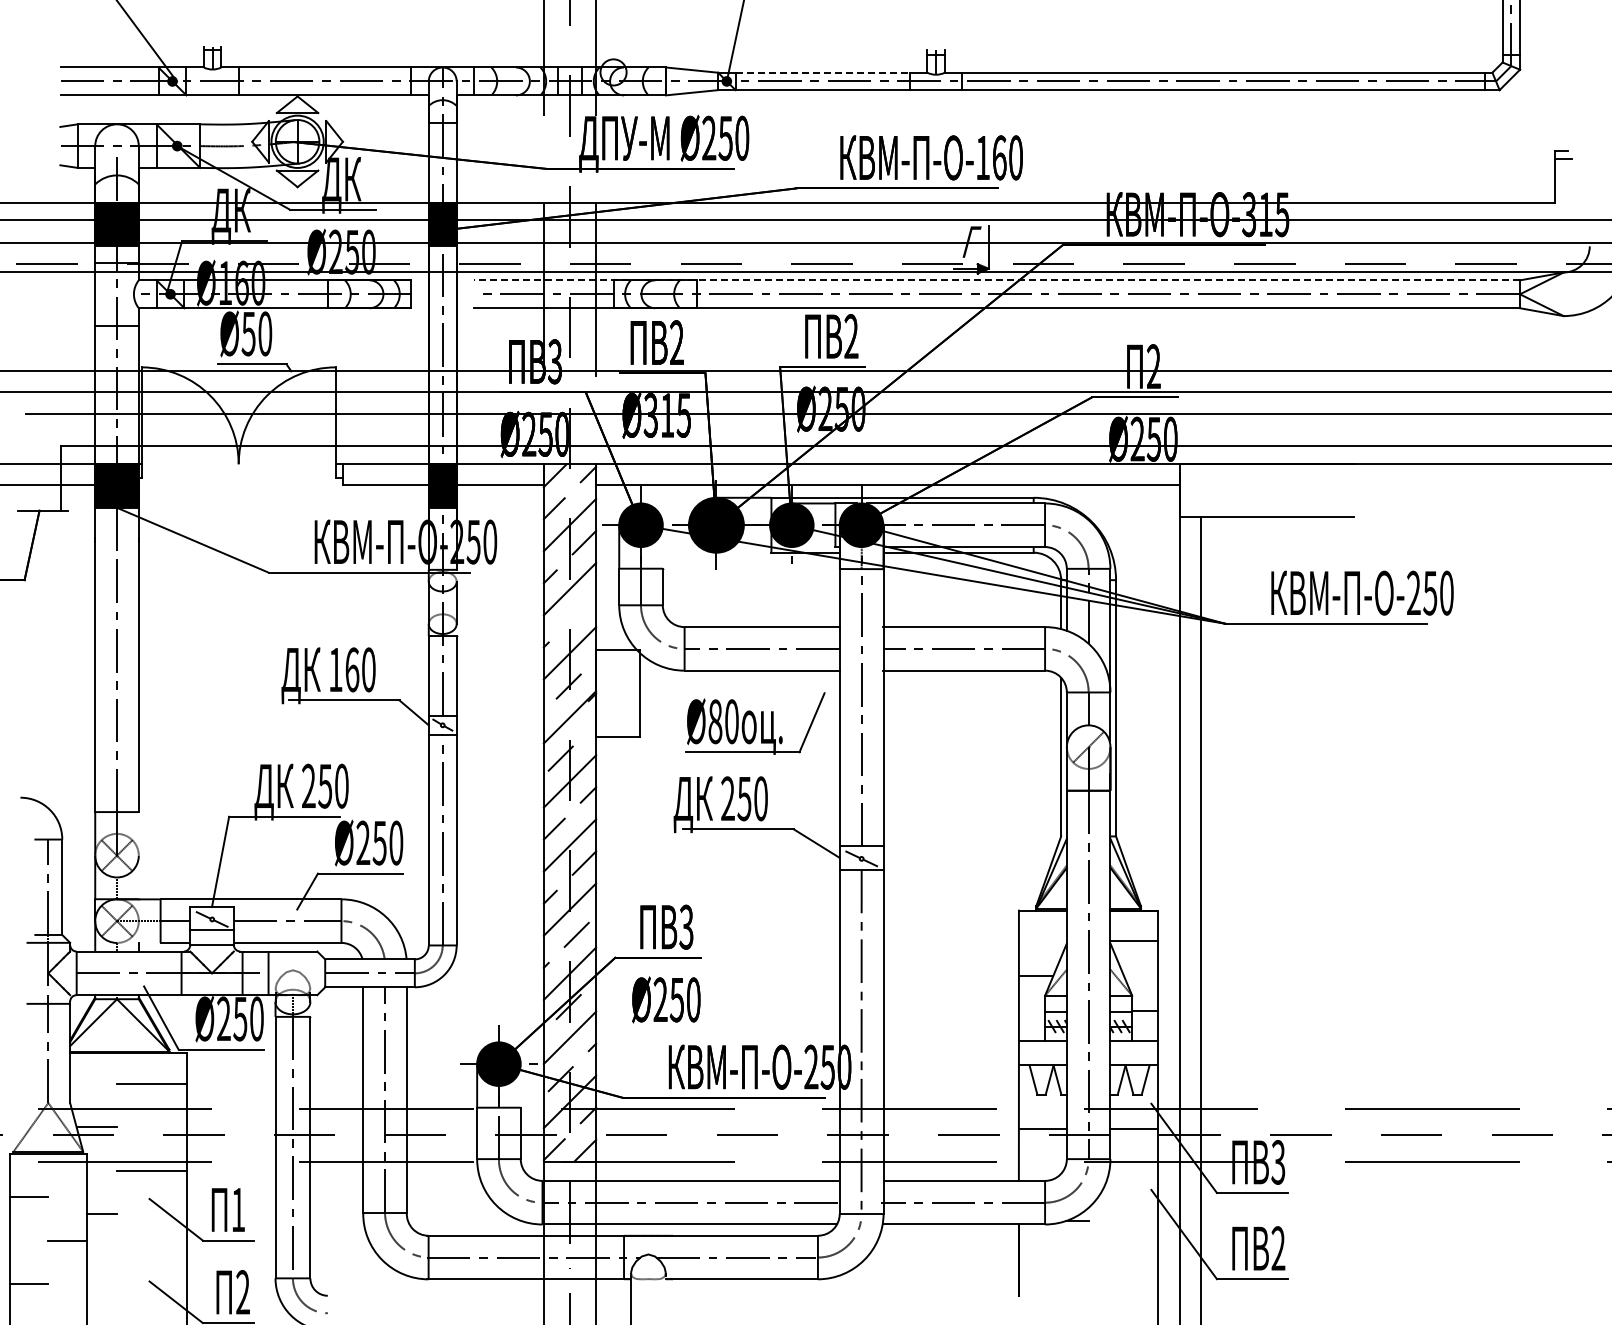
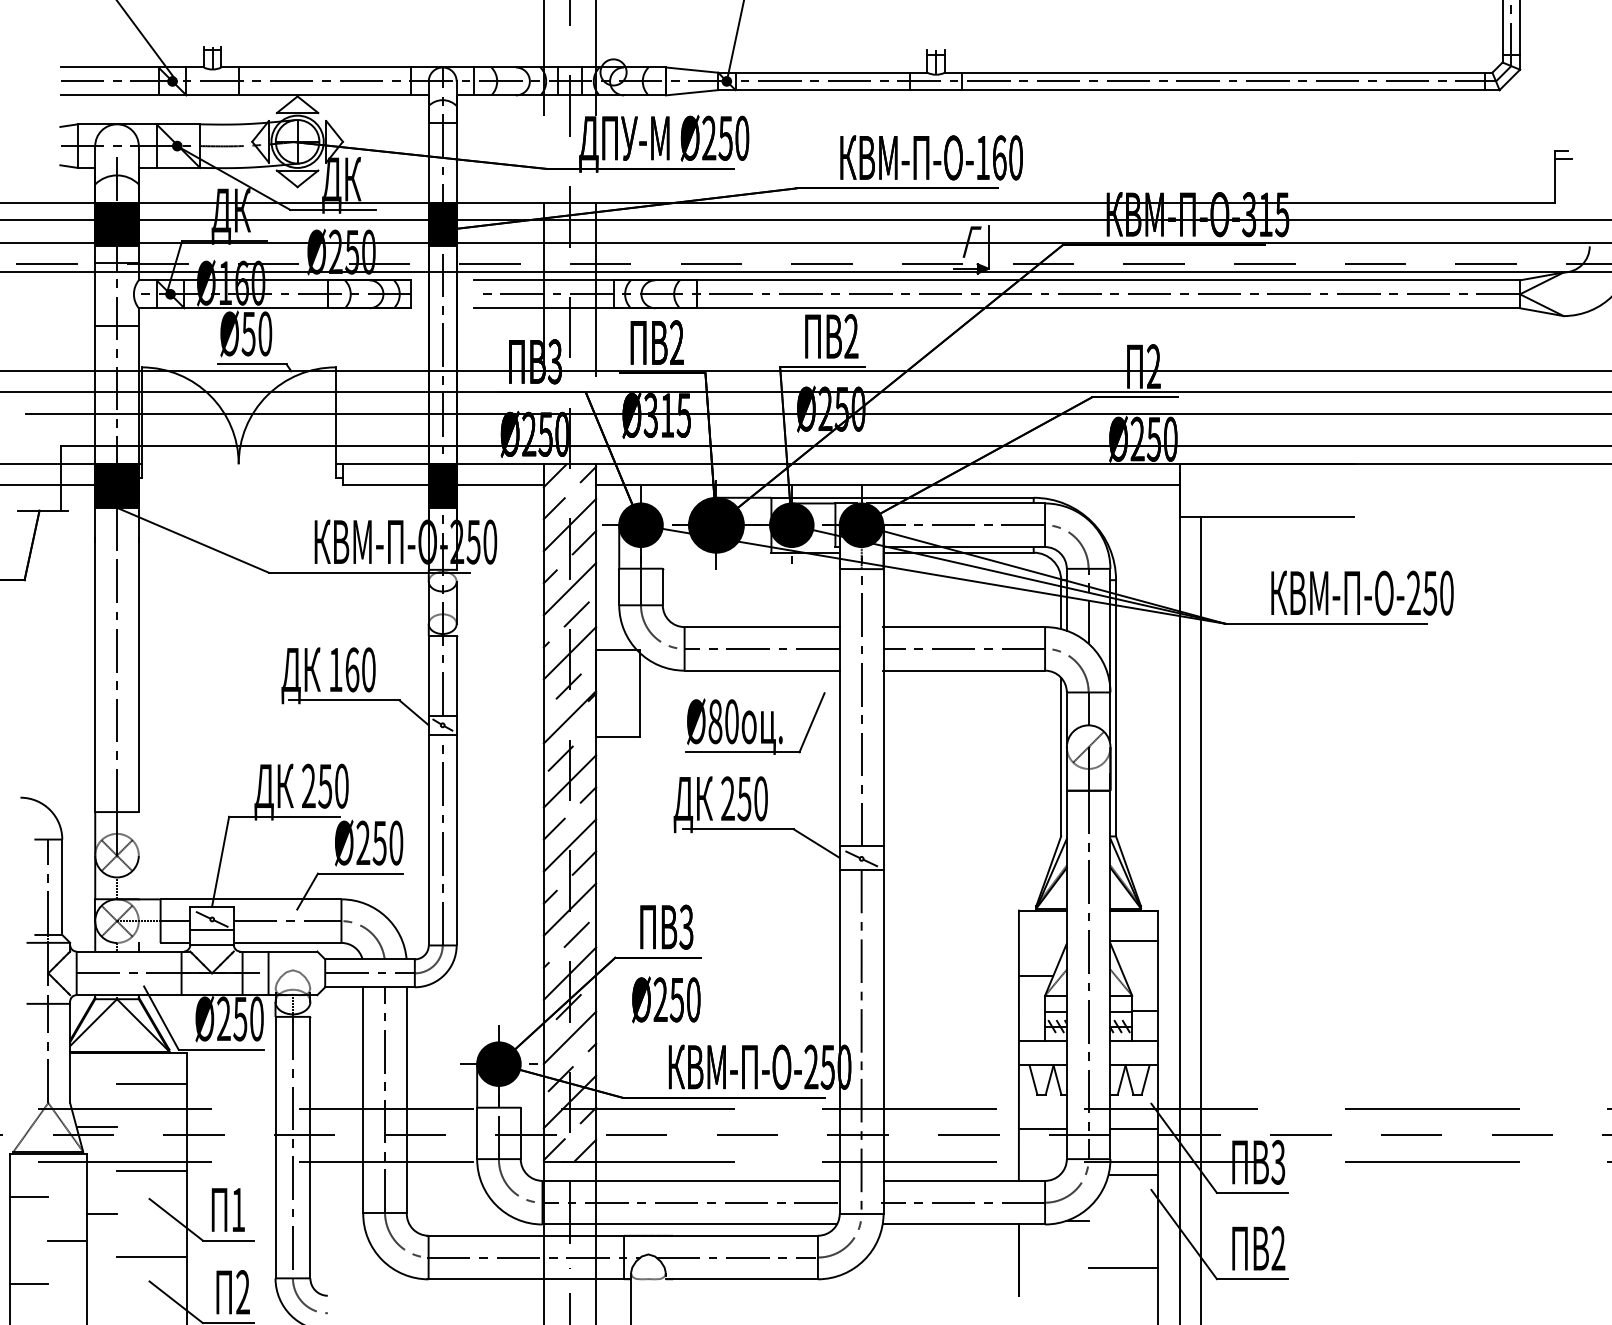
line: dashed -> solid (823, 72)
line: dashed -> solid (997, 280)
line: none -> present (576, 614)
line: none -> present (1133, 1174)
line: none -> present (151, 1257)
line: none -> present (1123, 1267)
